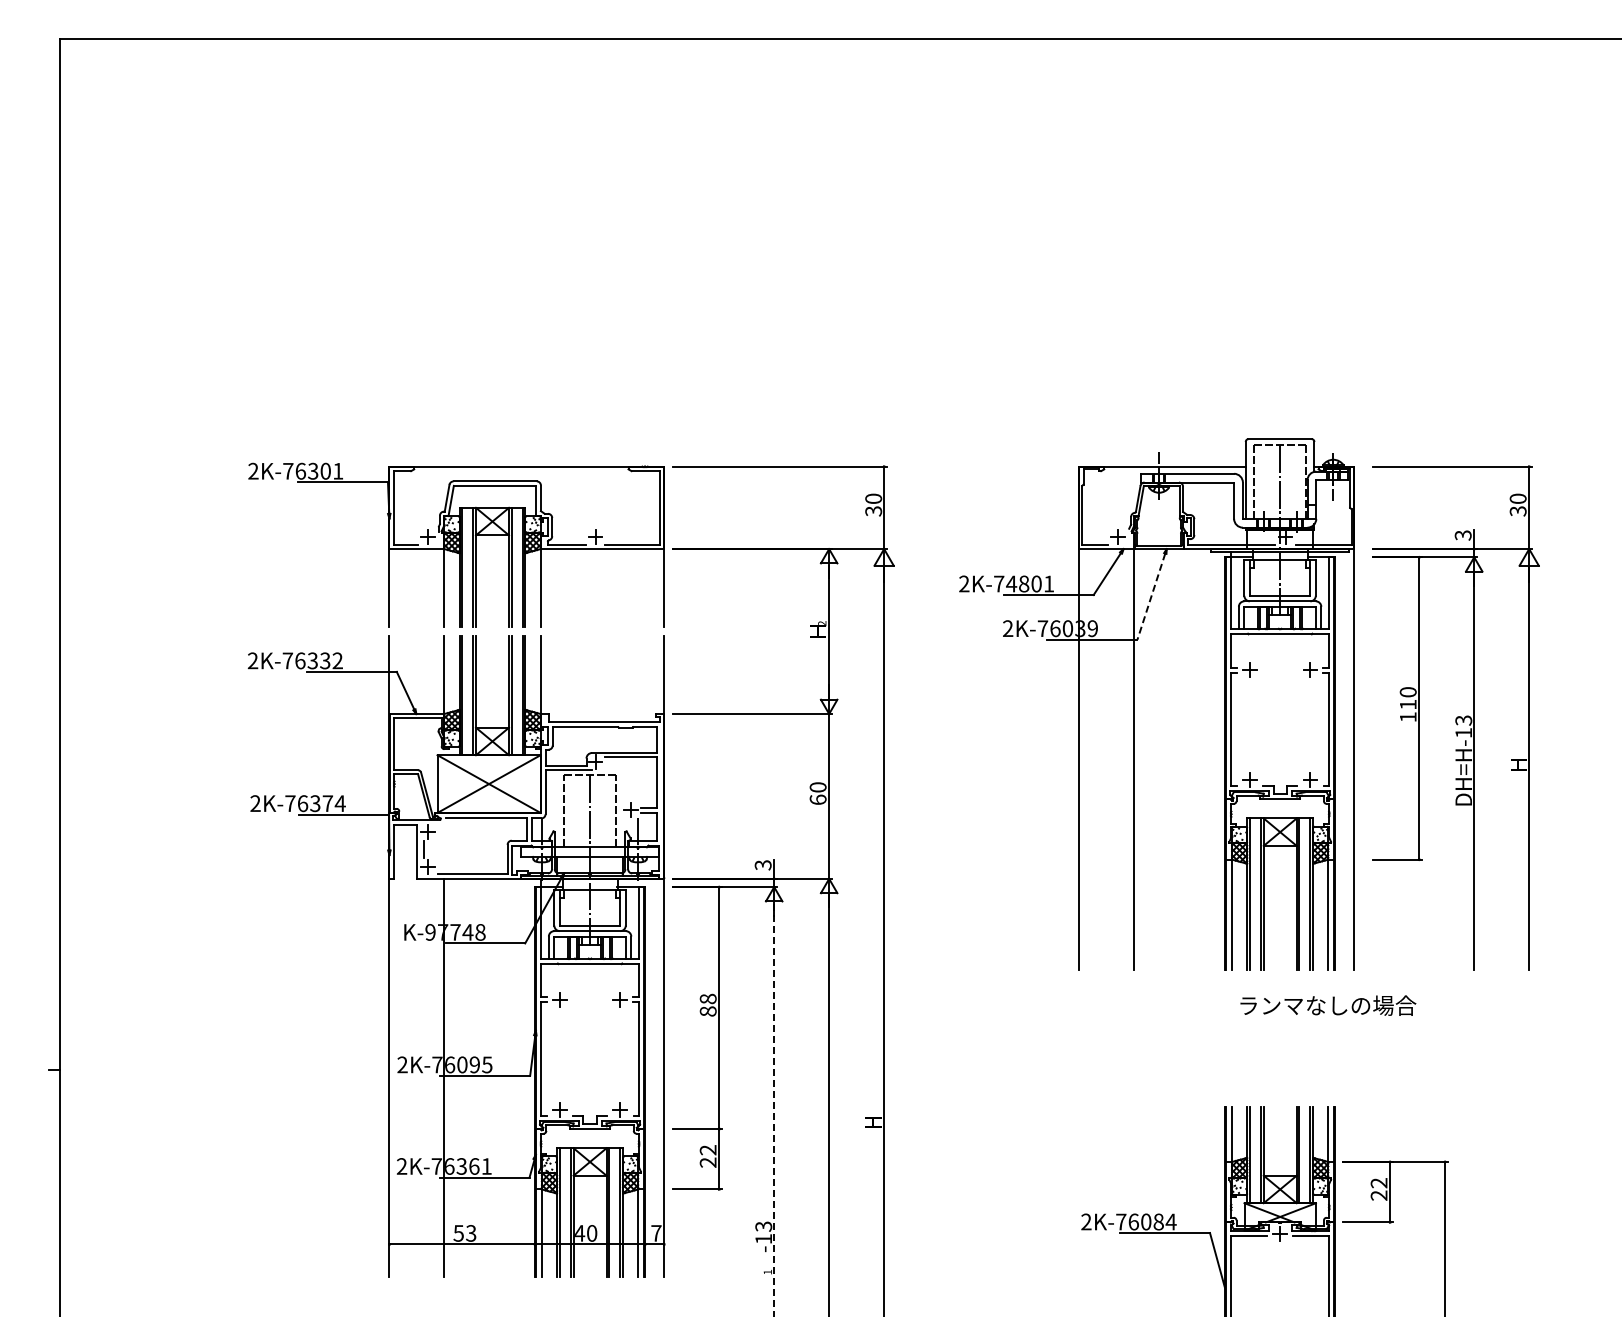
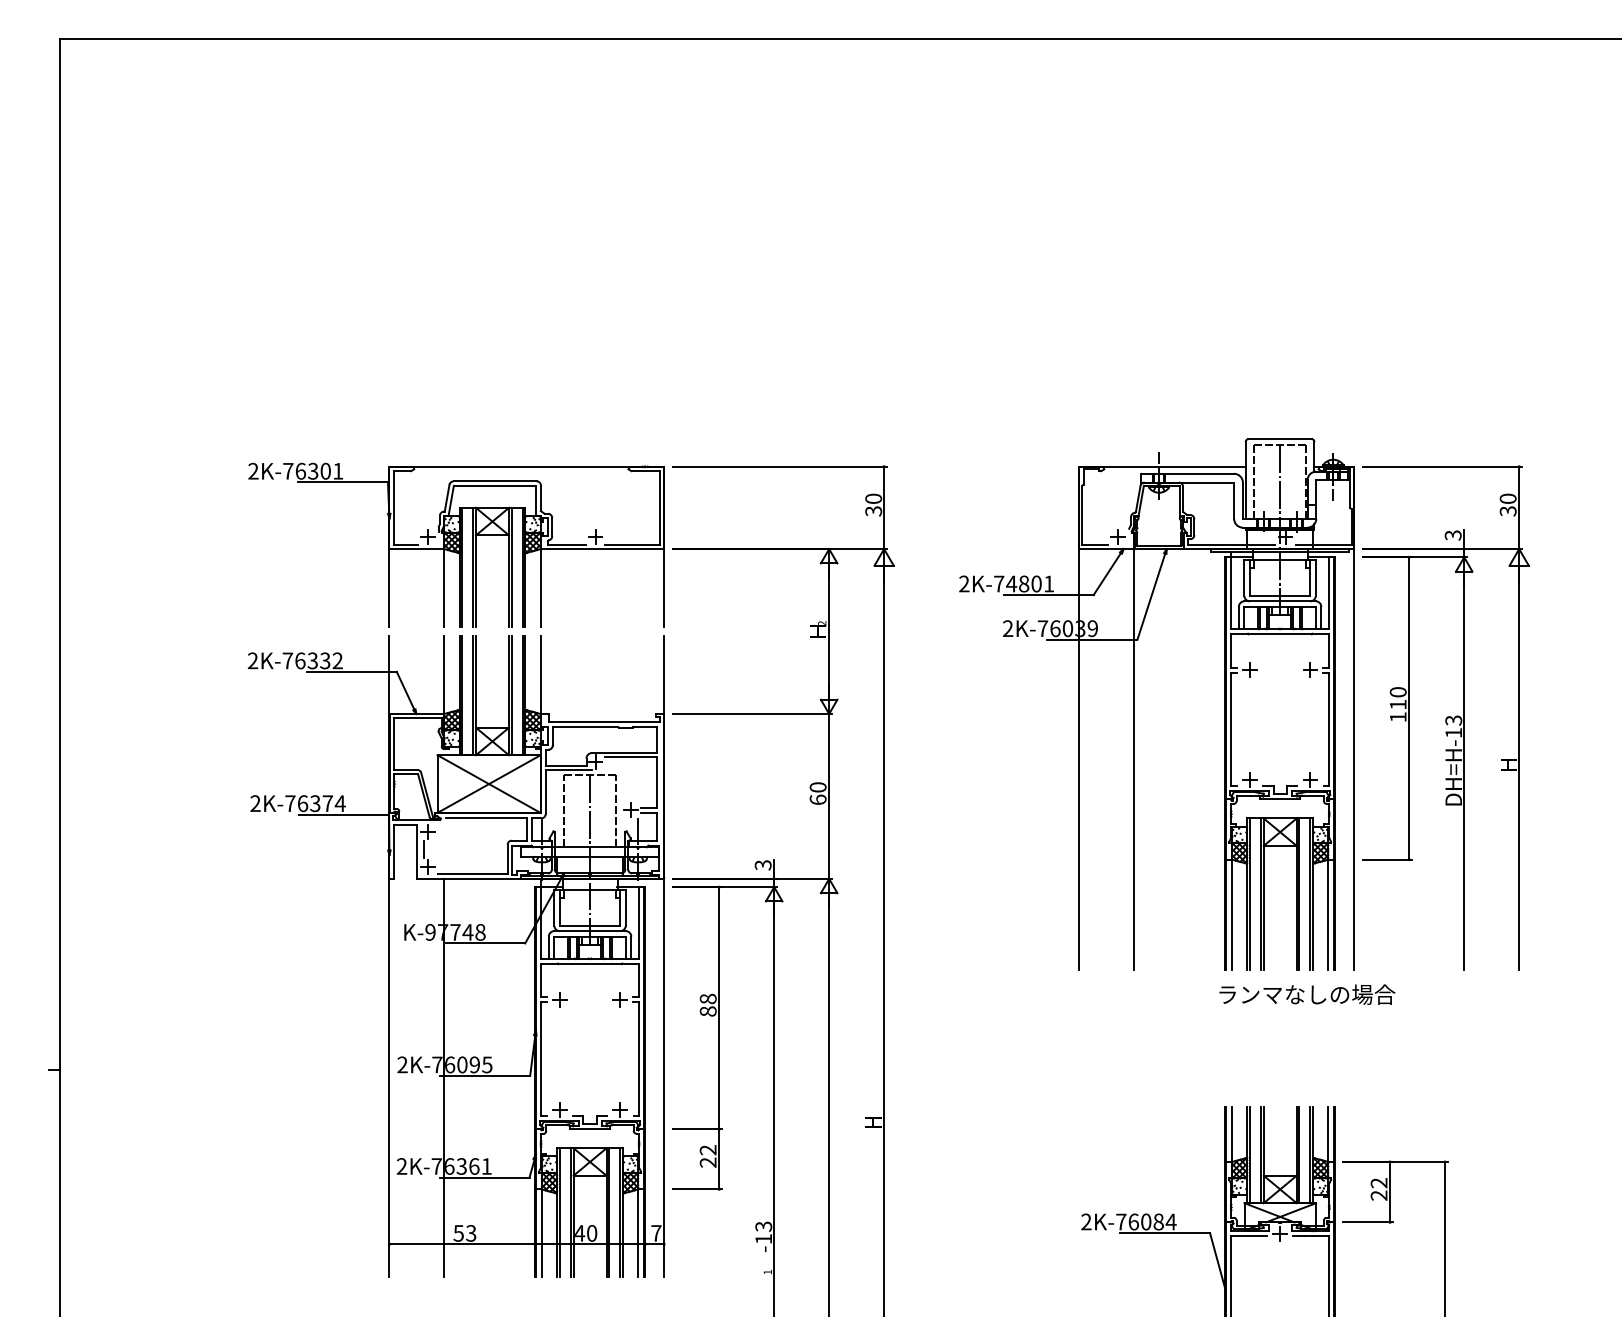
line: dashed -> solid (1151, 597)
part position: (1455, 717) -> (1445, 717) (1445, 717)
text position: (1328, 1005) -> (1307, 994) (1307, 994)
line: dashed -> solid (774, 1110)
